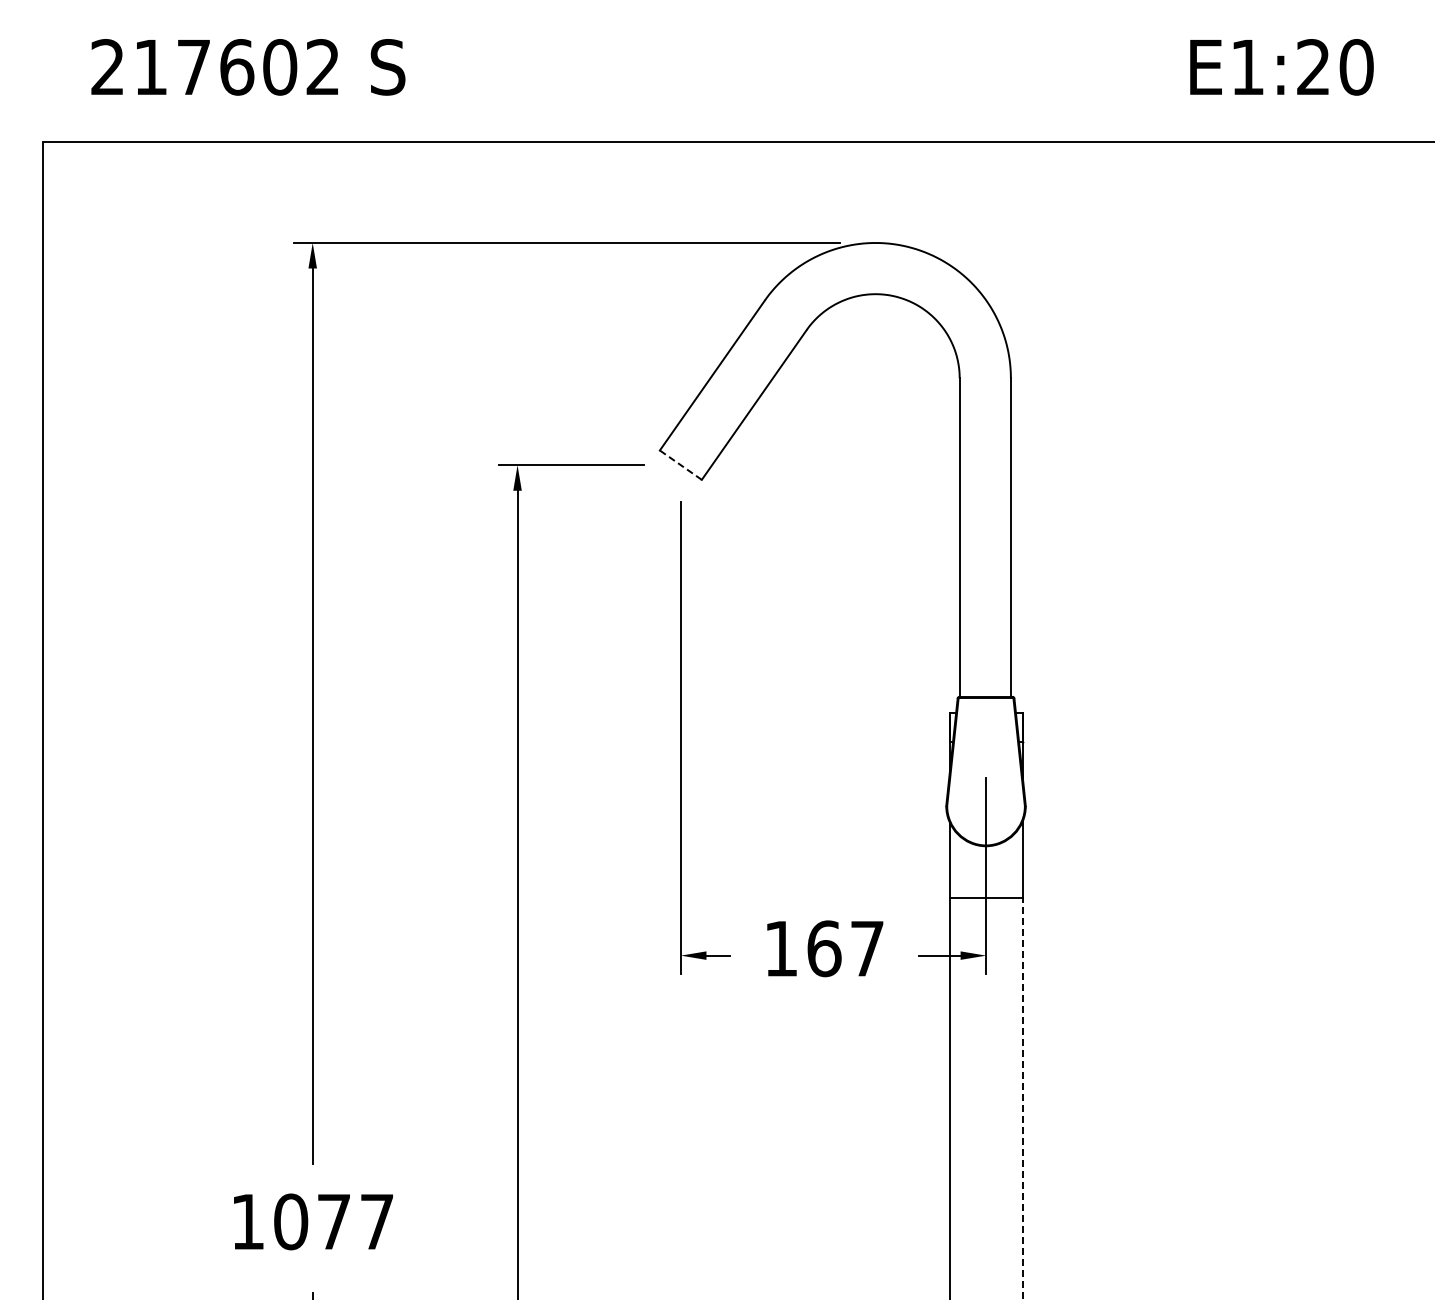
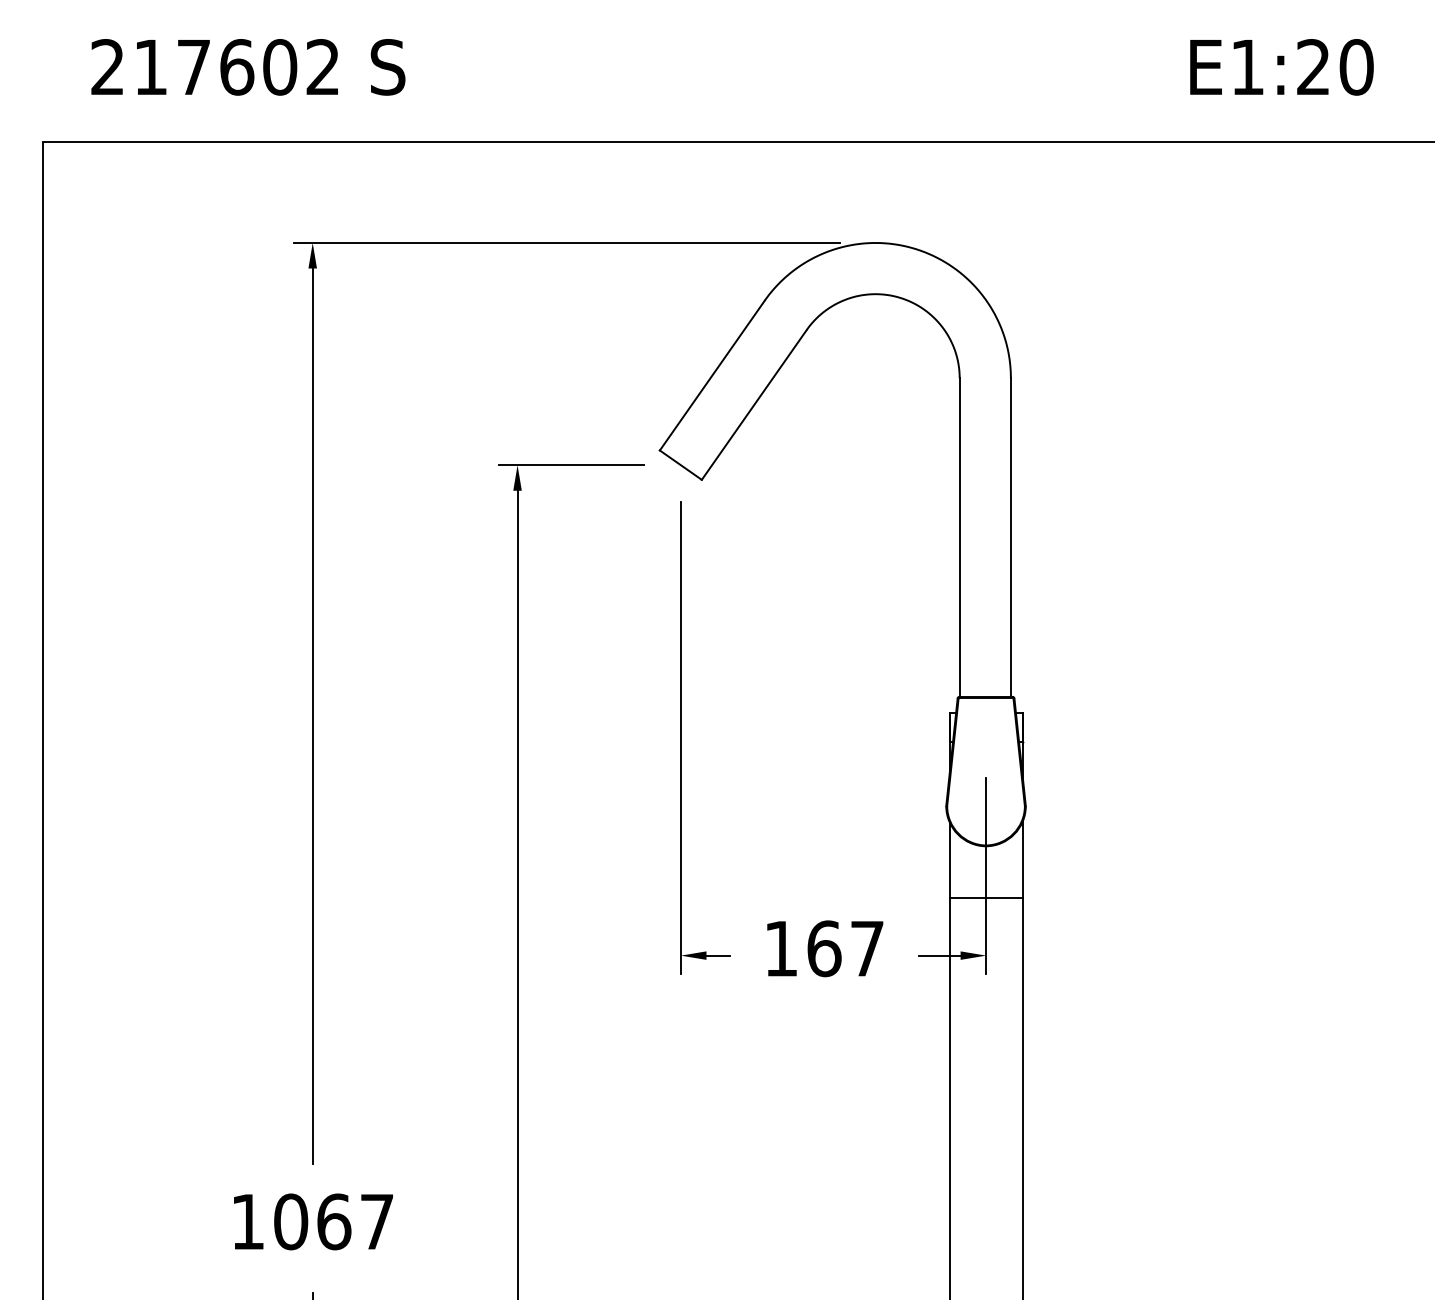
line: dashed -> solid (680, 465)
line: dashed -> solid (1022, 1098)
text: 1077 -> 1067 (334, 1221)
